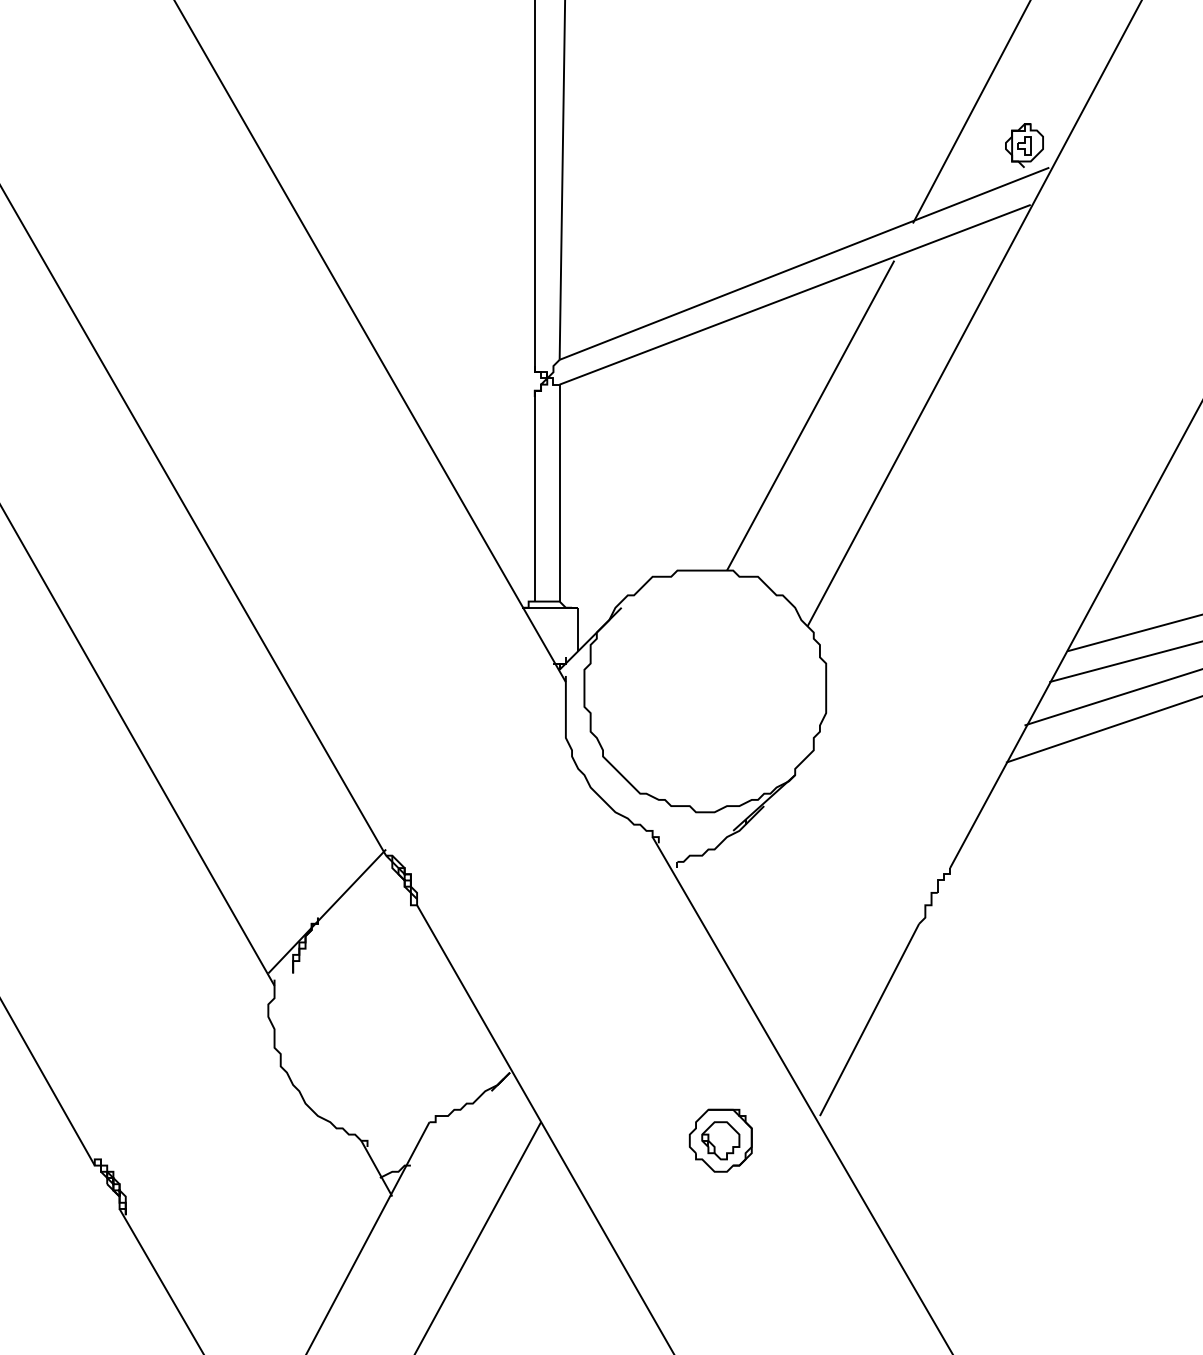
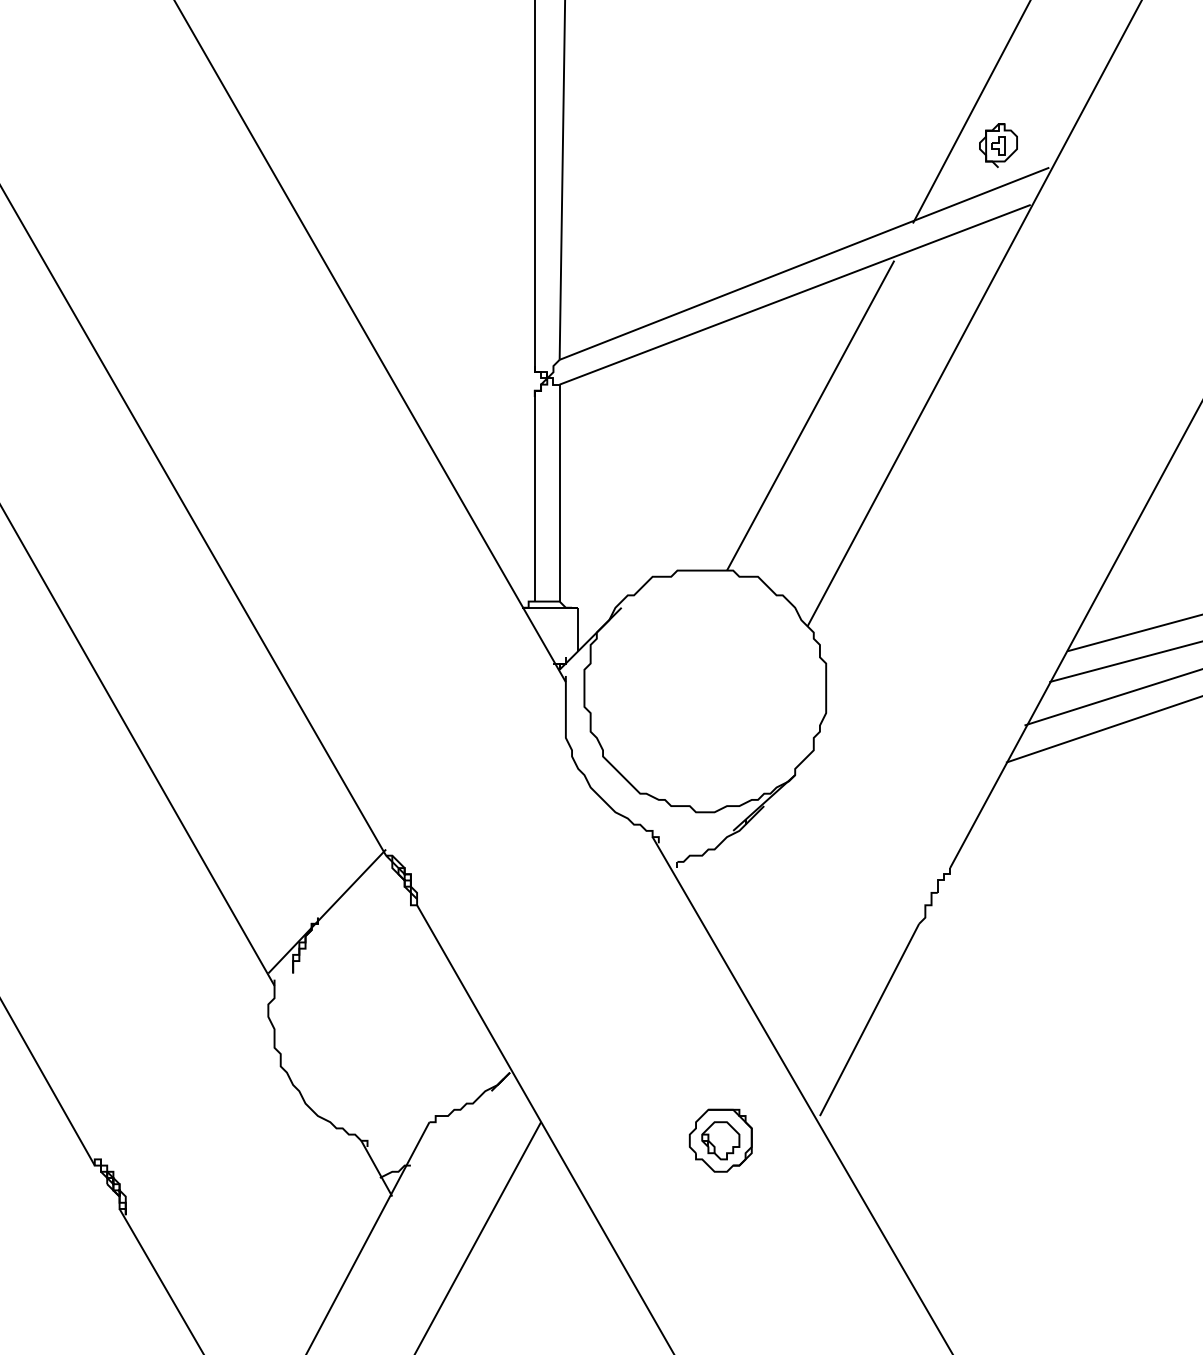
part position: (1024, 145) -> (998, 145) (998, 145)
